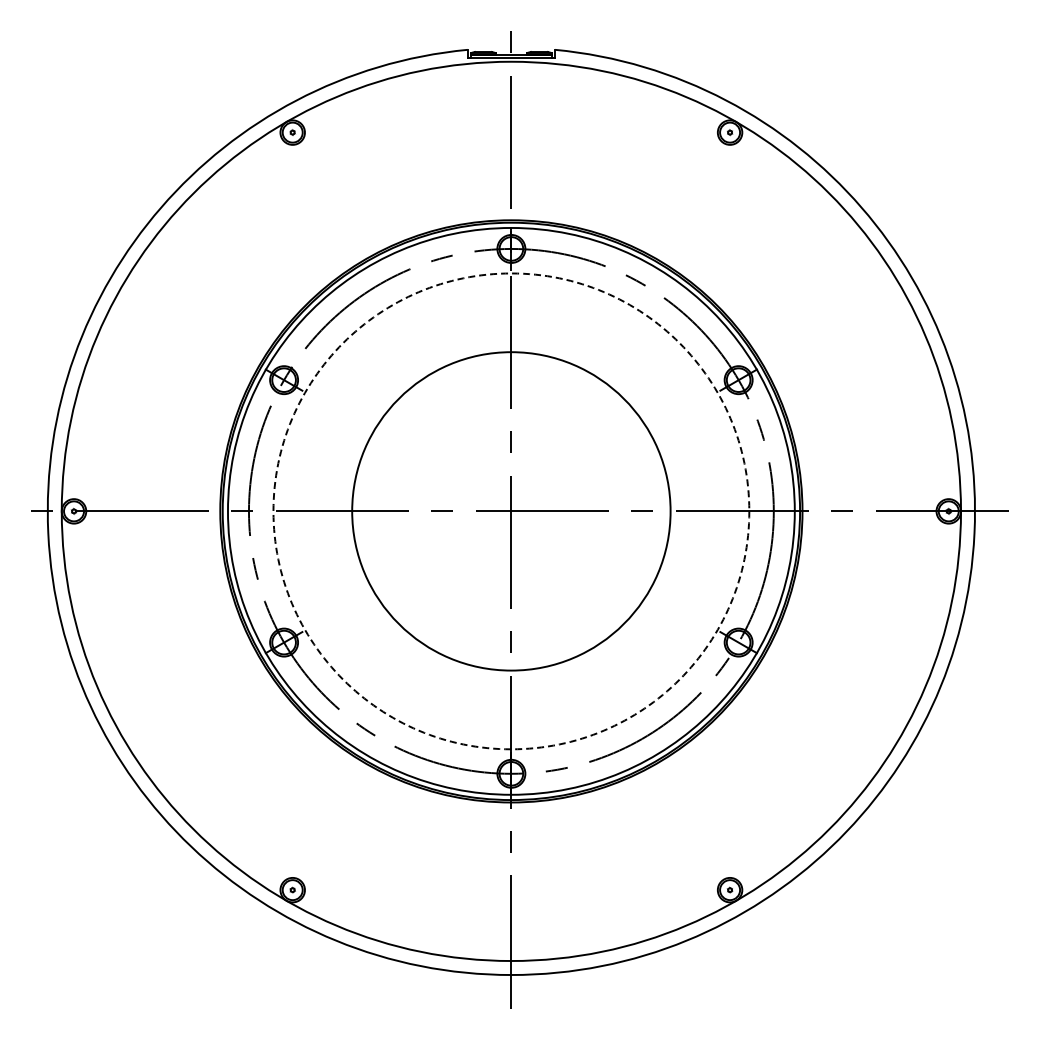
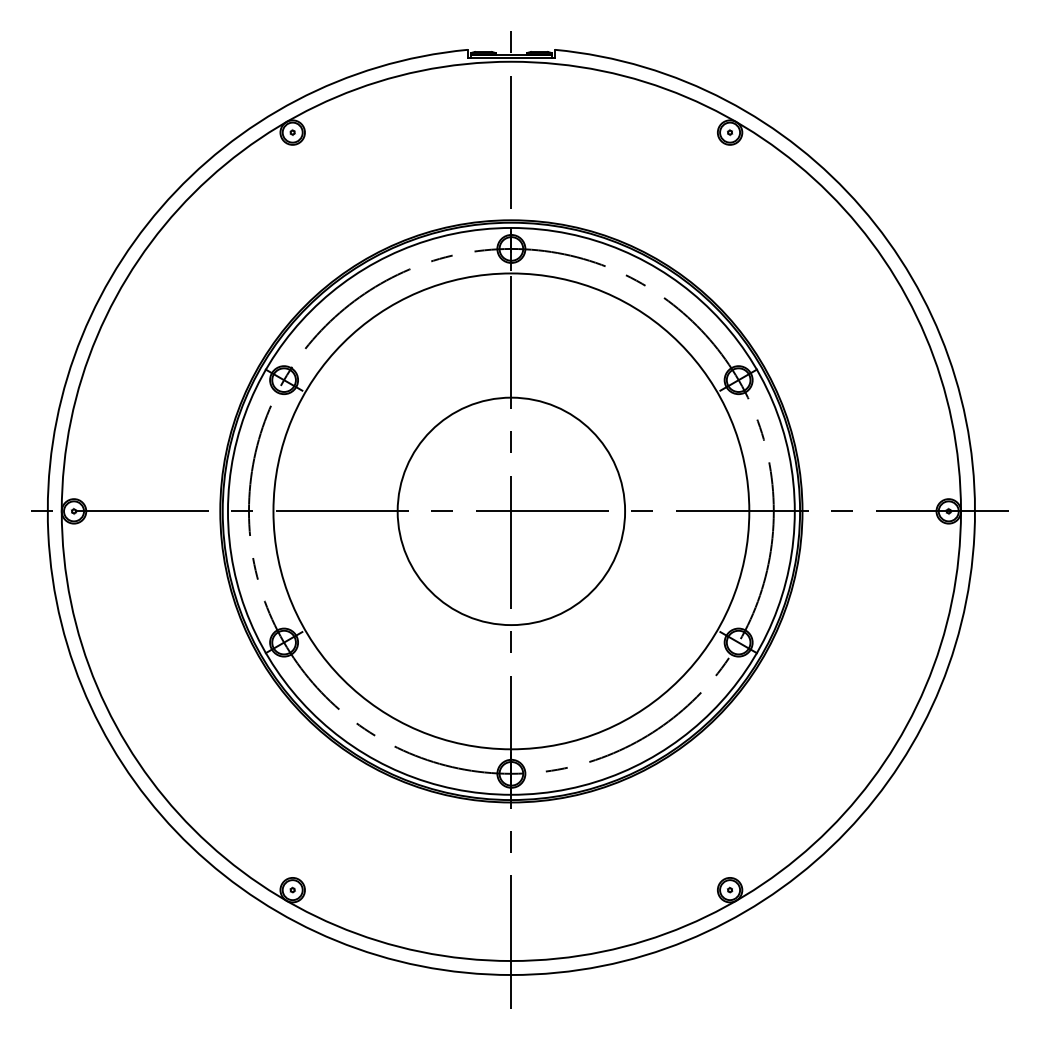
circle diameter: 318 px -> 227 px (511, 511)
circle: dashed -> solid (511, 511)
